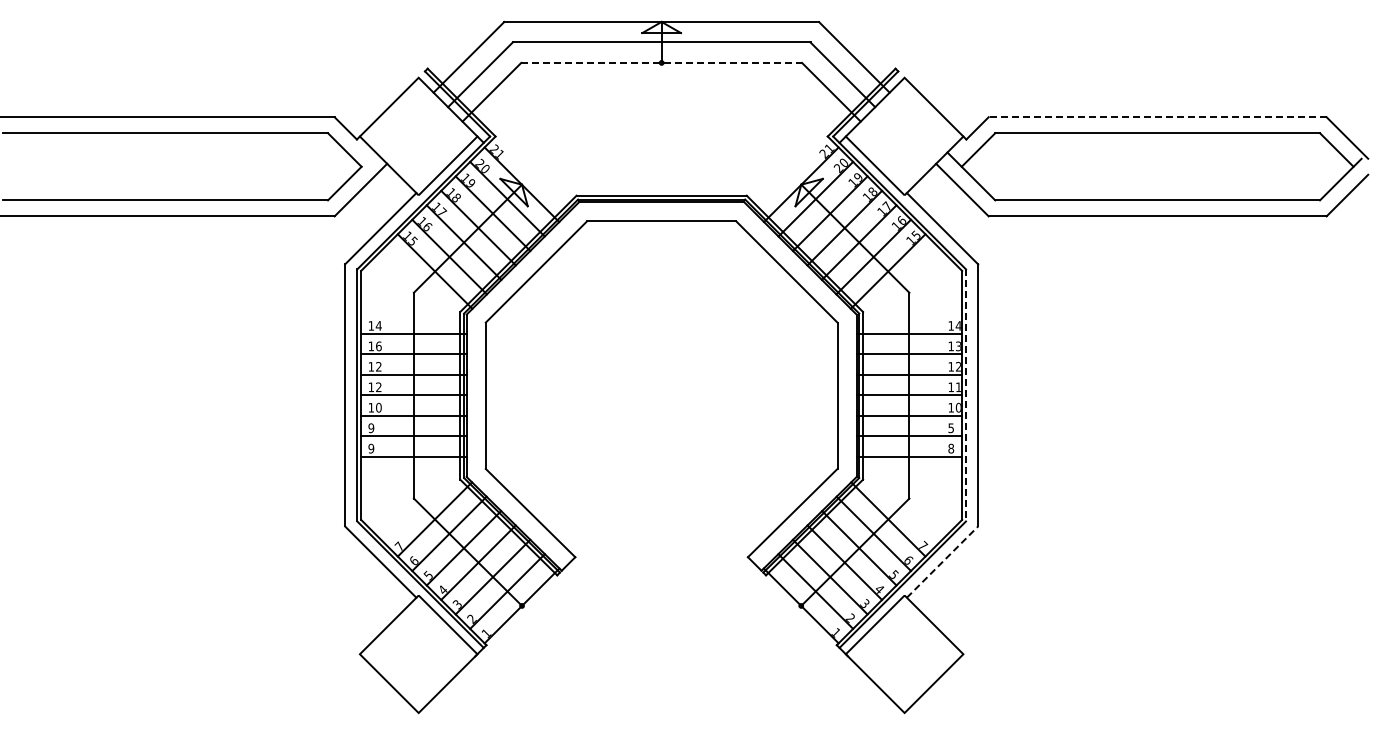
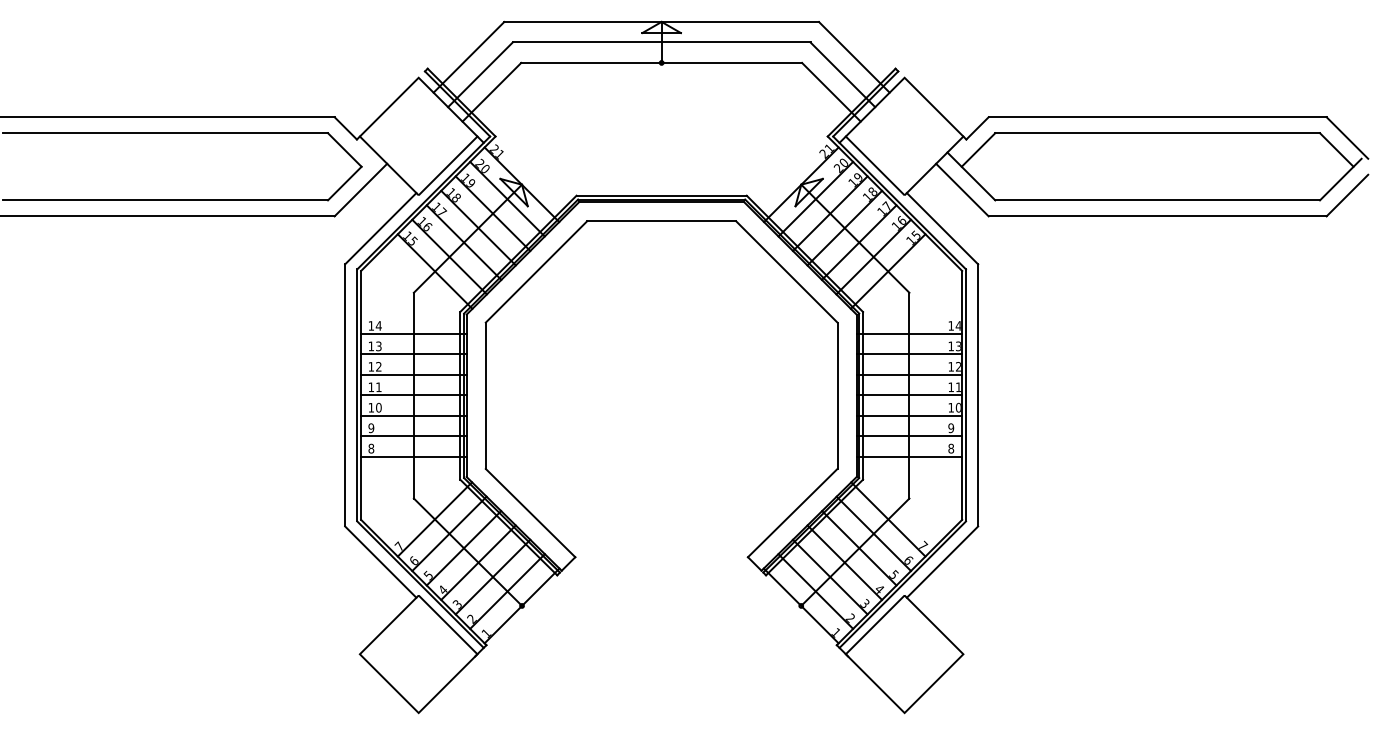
line: dashed -> solid (662, 62)
line: dashed -> solid (1157, 117)
text: 16 -> 13 (378, 346)
text: 12 -> 11 (378, 386)
line: dashed -> solid (966, 395)
text: 5 -> 9 (951, 427)
text: 9 -> 8 (371, 448)
line: dashed -> solid (942, 561)
